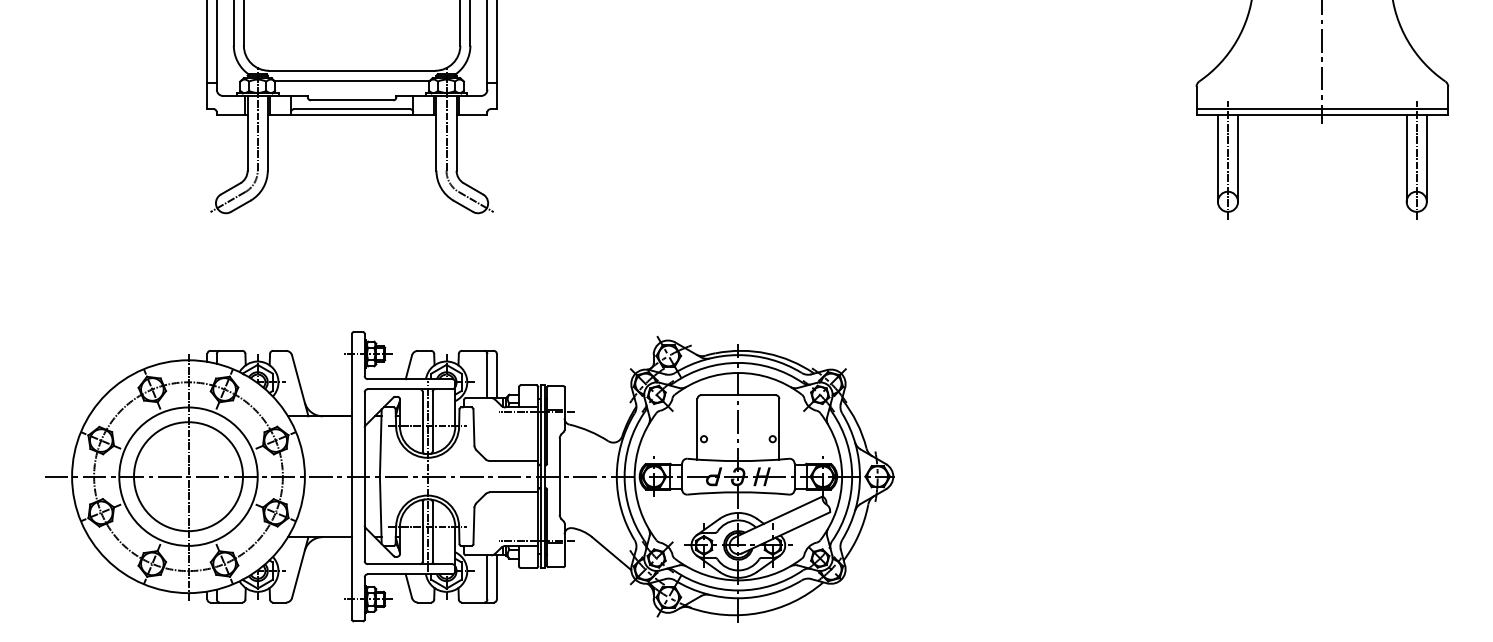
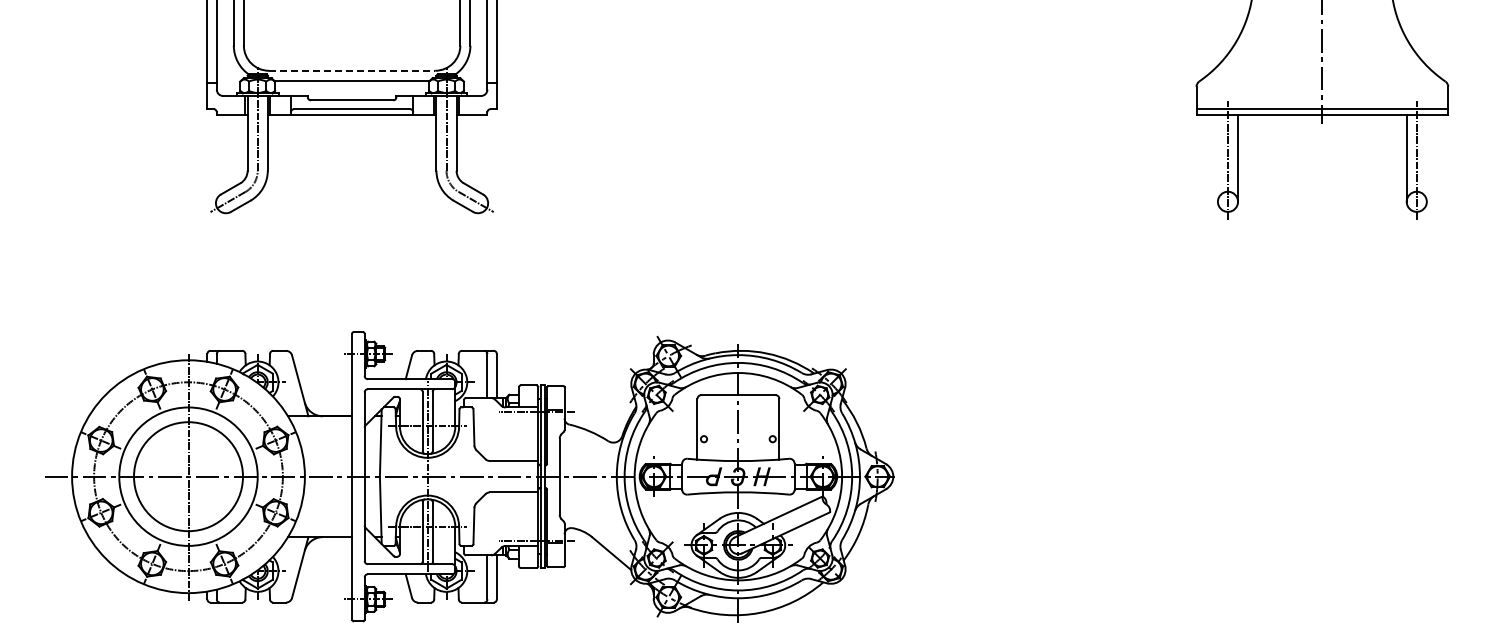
line: solid -> dashed (352, 70)
line: present -> none (1217, 157)
line: present -> none (1426, 157)
